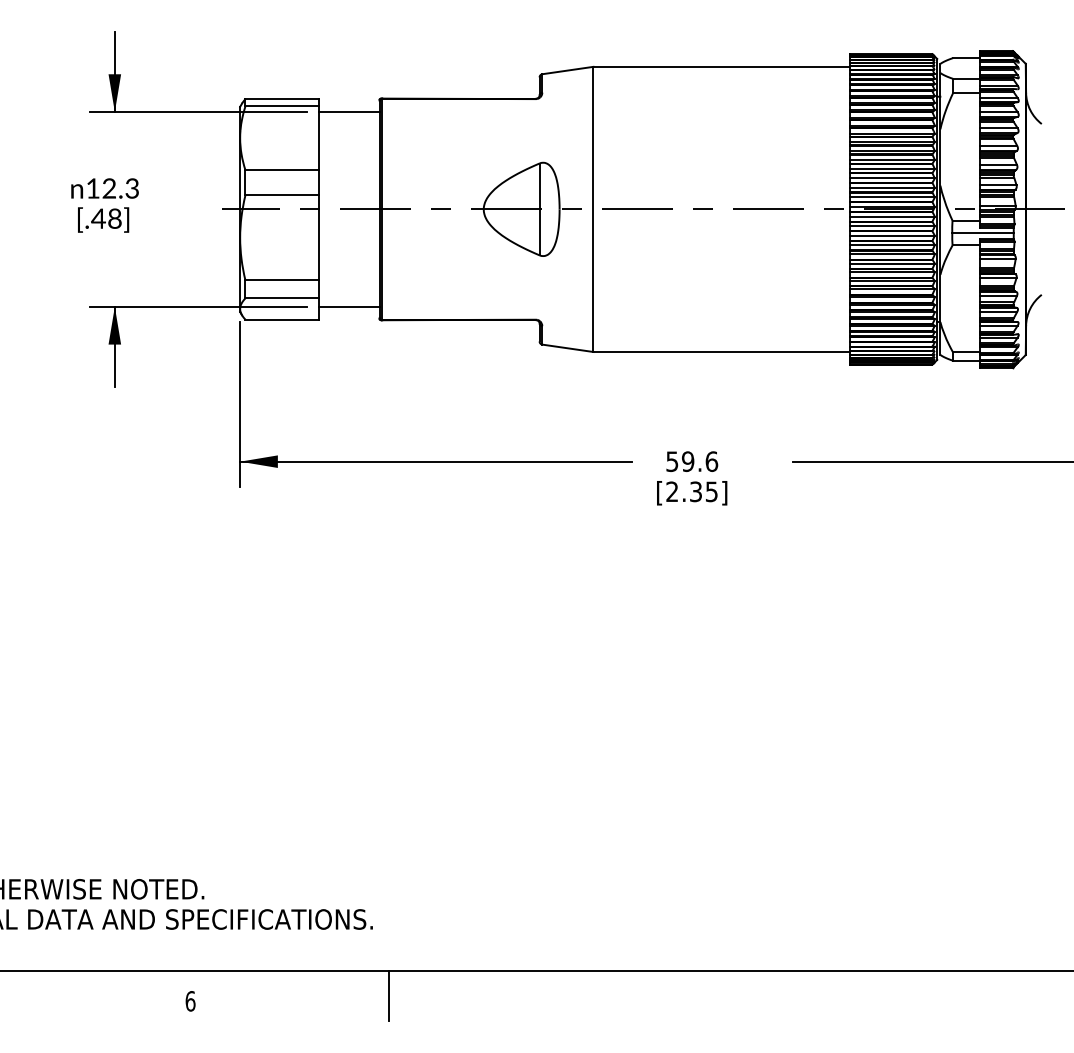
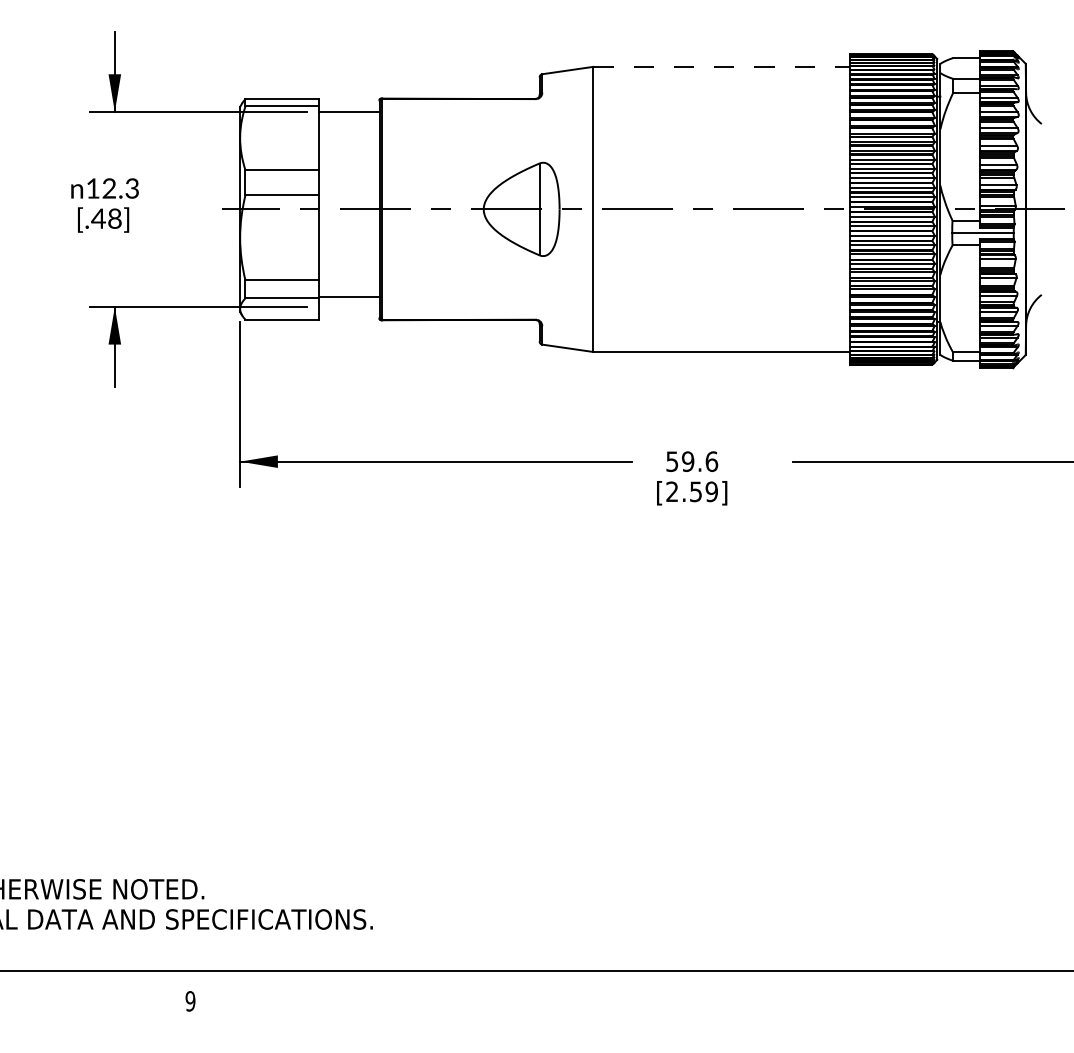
line: solid -> dashed (722, 66)
line position: (349, 306) -> (349, 296) (349, 296)
text: [2.35] -> [2.59] (703, 491)
line: present -> none (388, 996)
text: 6 -> 9 (190, 1001)
